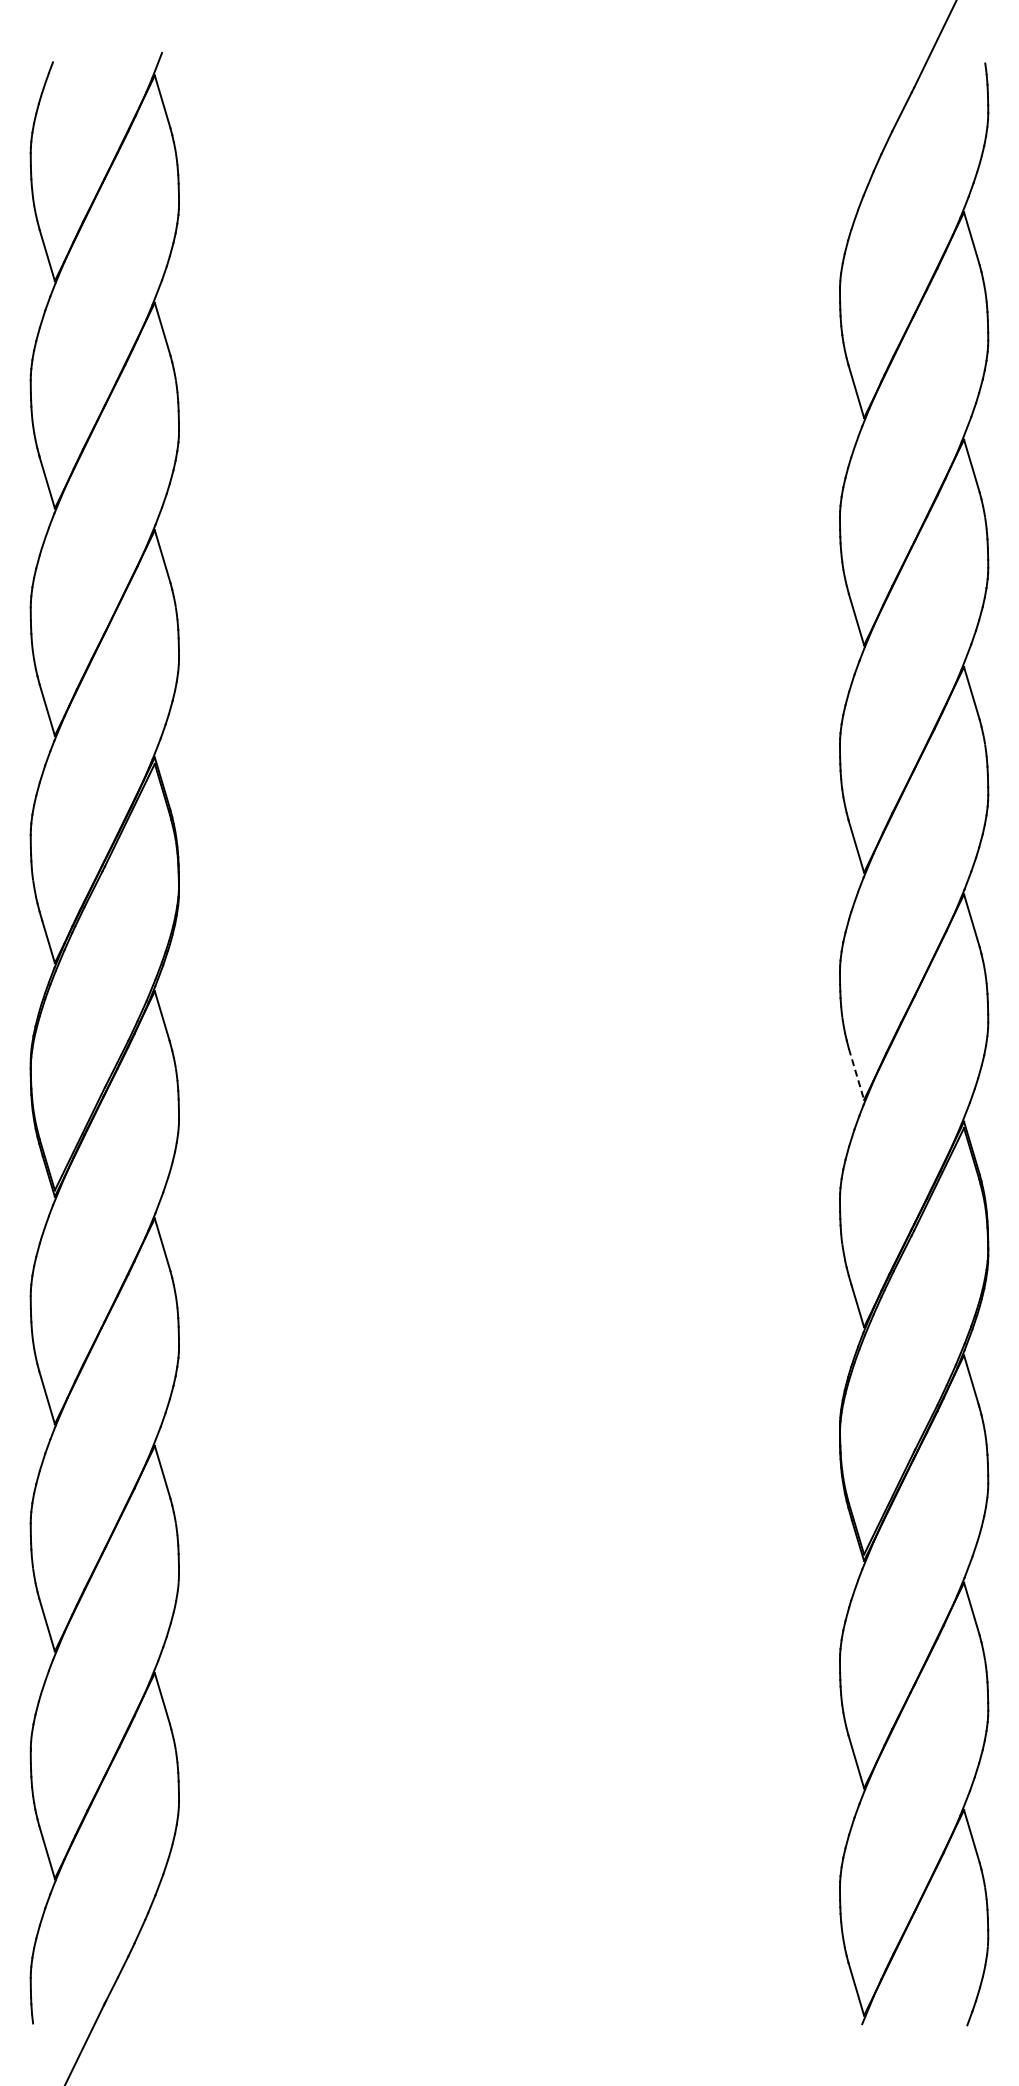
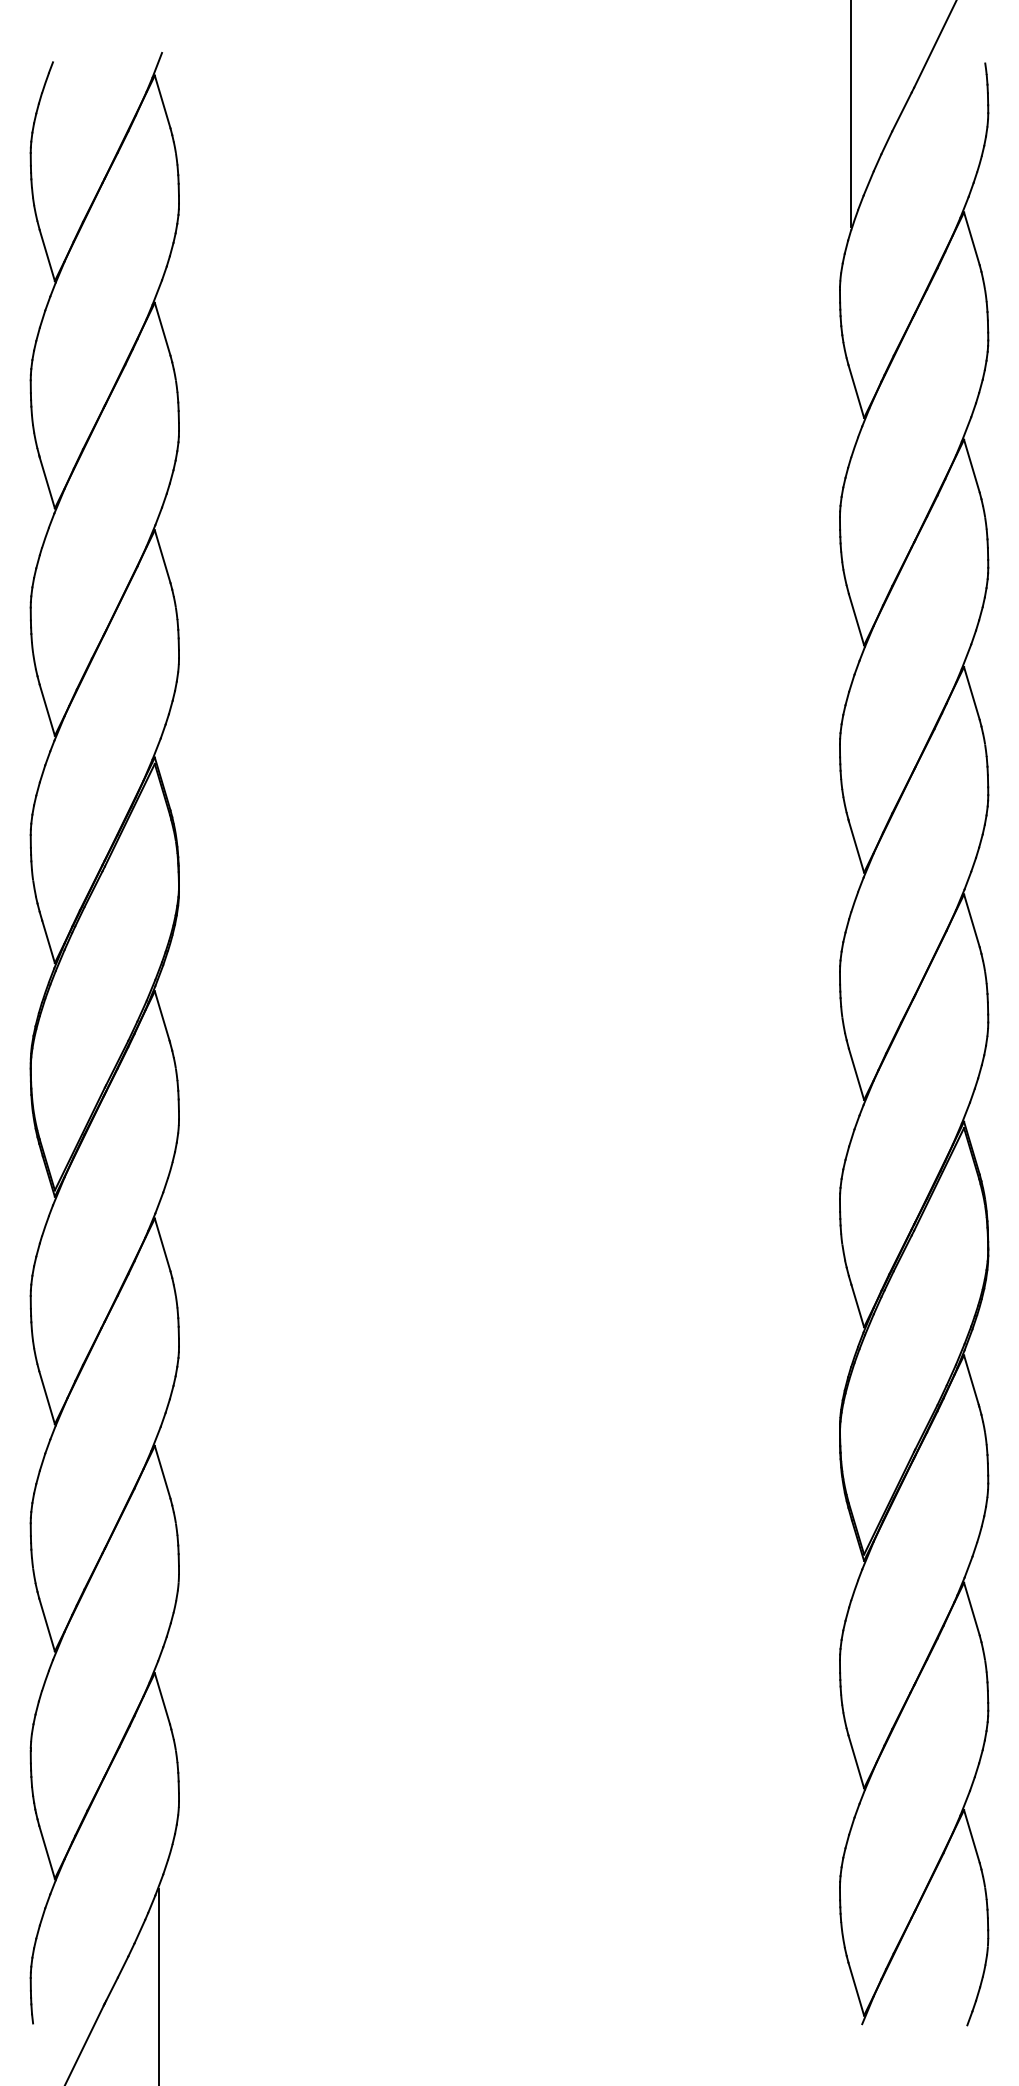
line: none -> present (850, 114)
line: dashed -> solid (856, 1074)
line: none -> present (158, 1985)
